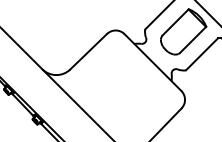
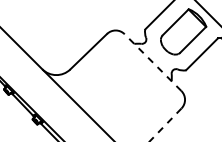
line: solid -> dashed (152, 62)
line: solid -> dashed (165, 125)
